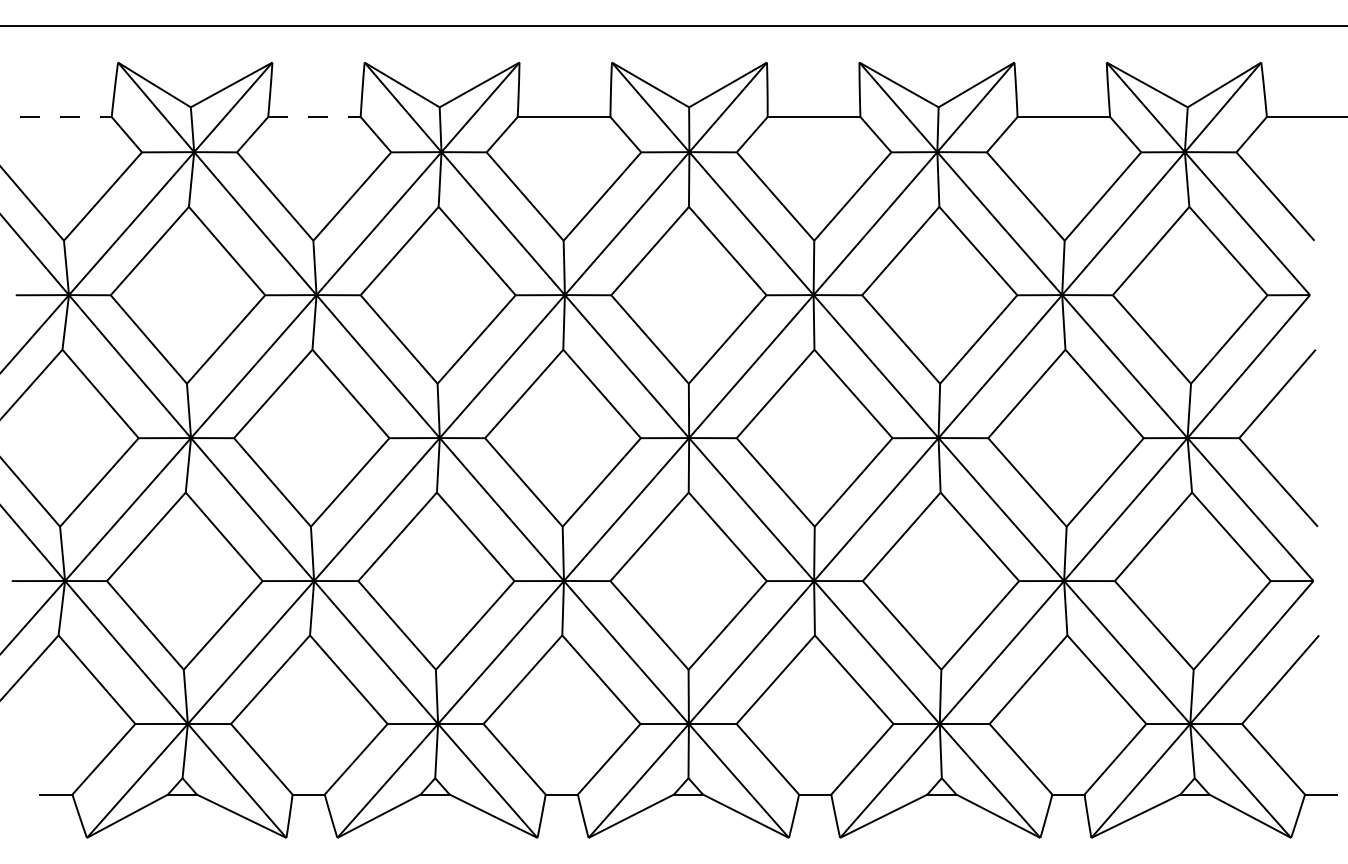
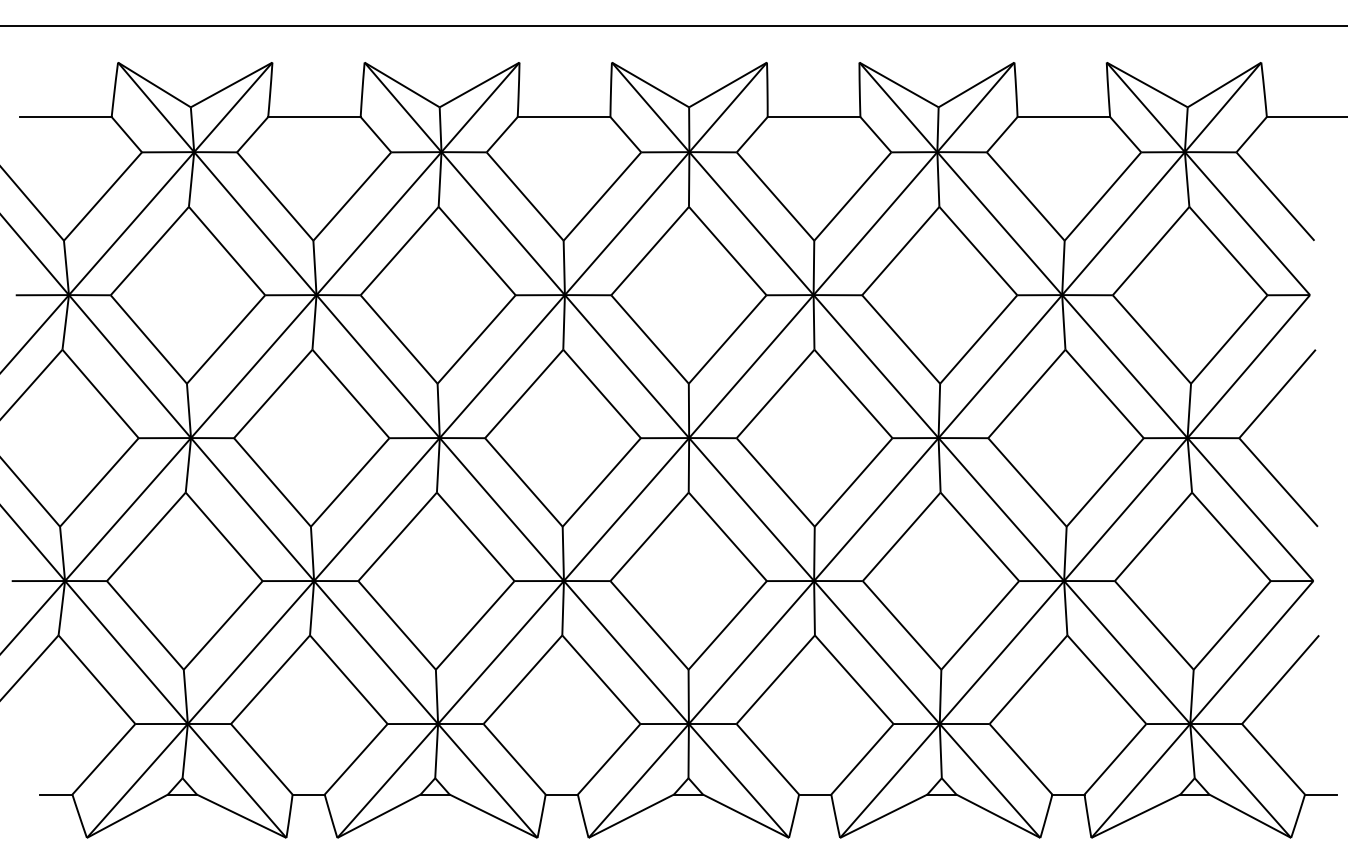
line: dashed -> solid (66, 117)
line: dashed -> solid (314, 117)
